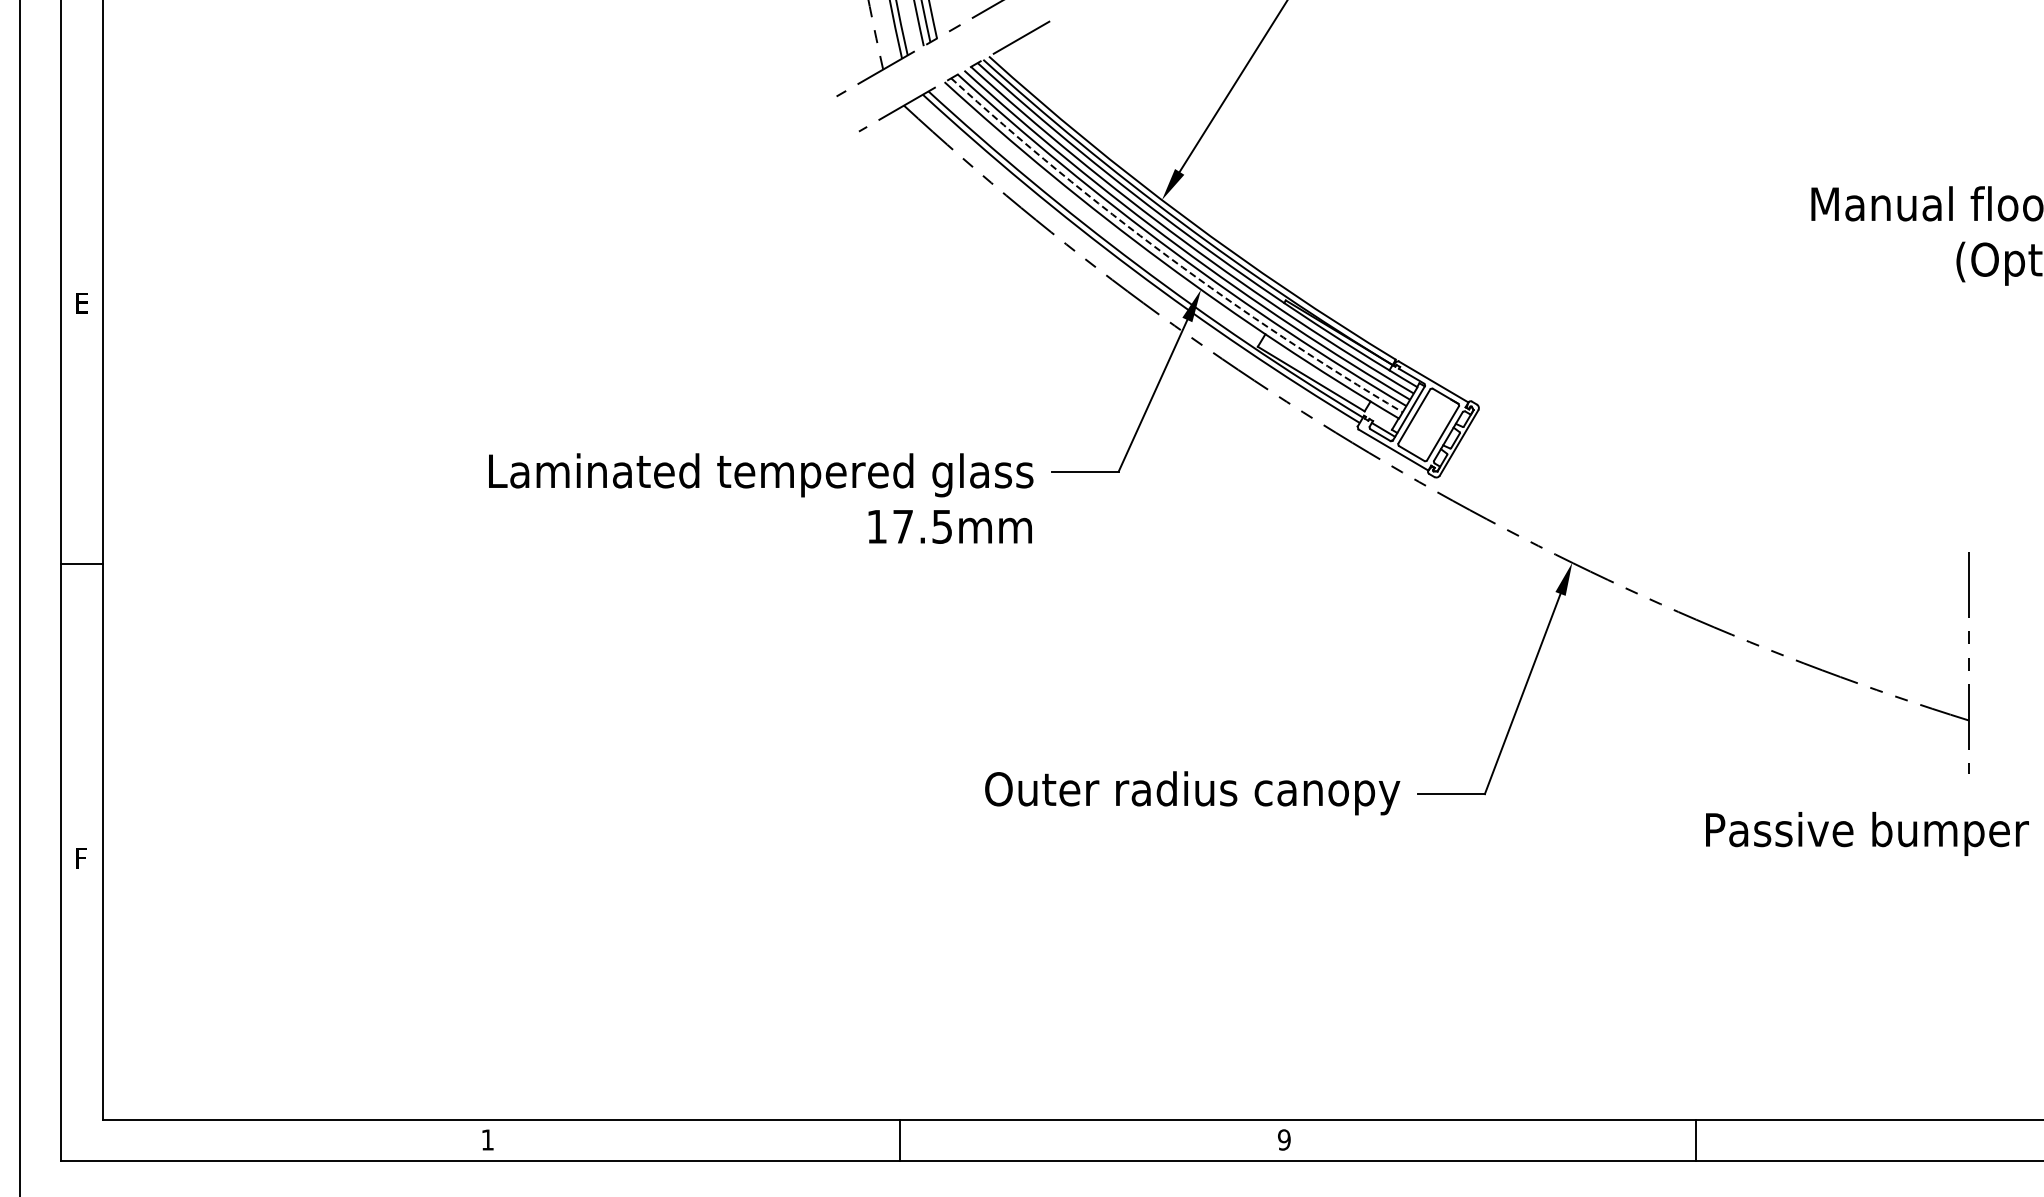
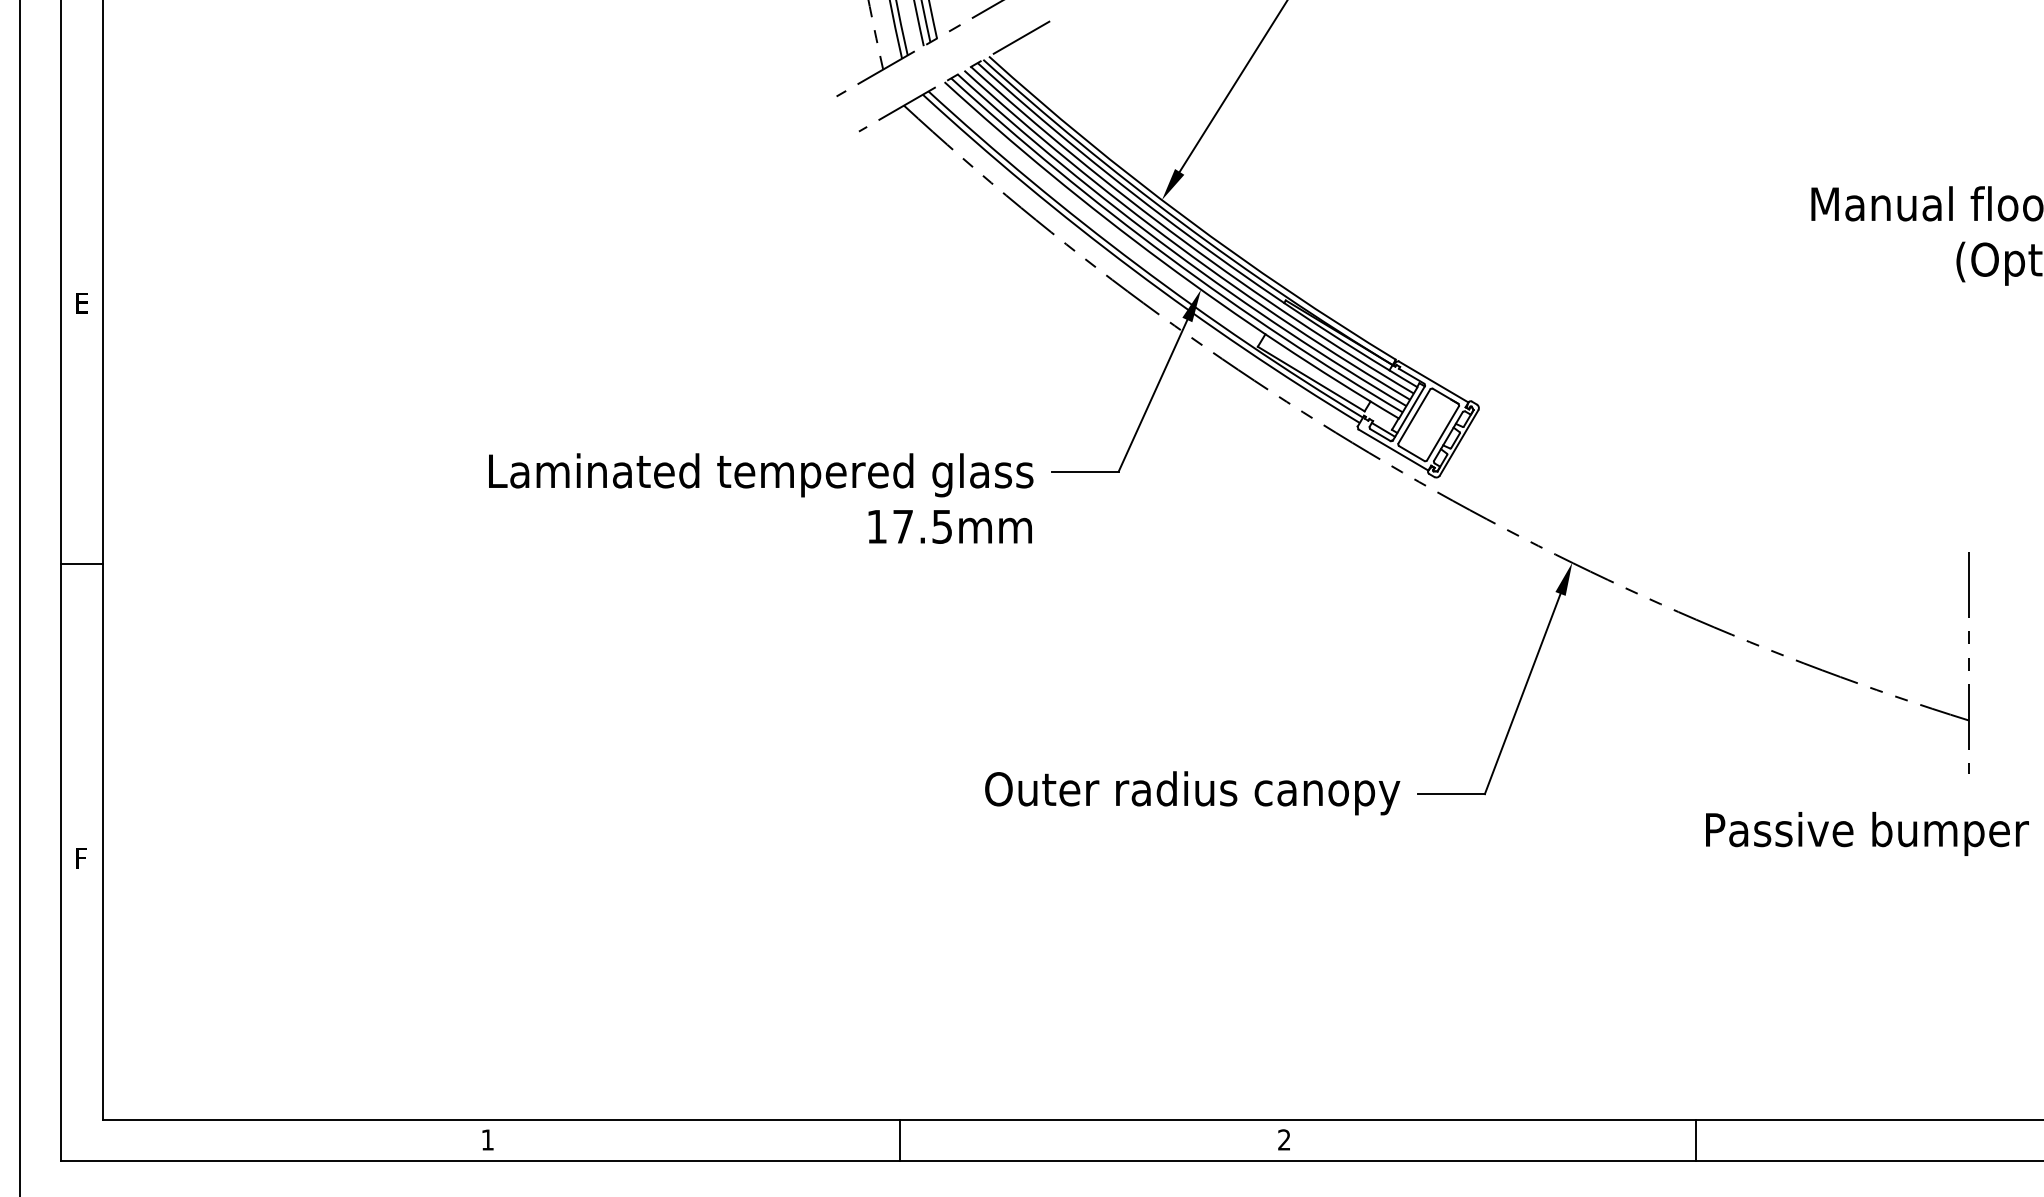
arc: dashed -> solid (1168, 256)
text: 9 -> 2 (1284, 1139)
